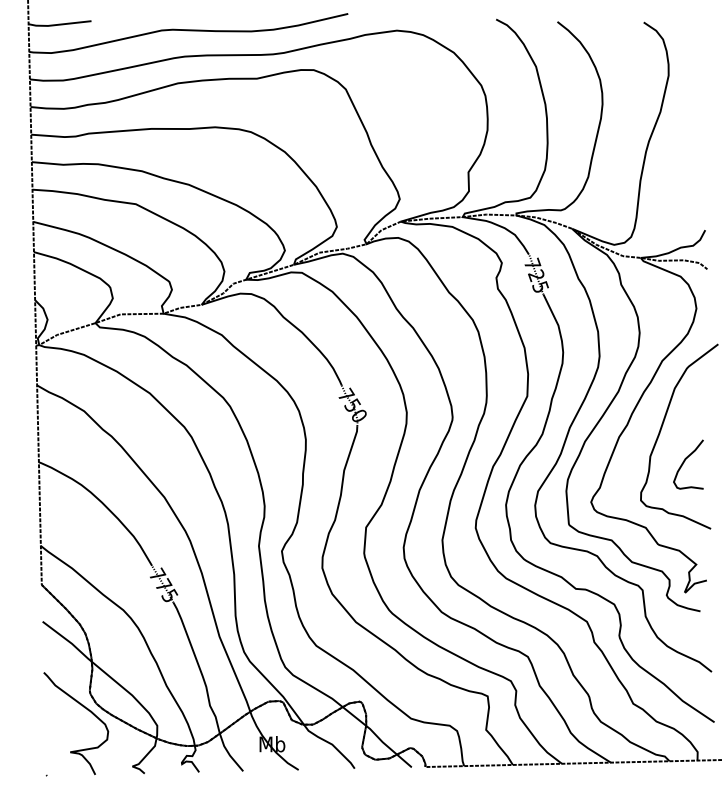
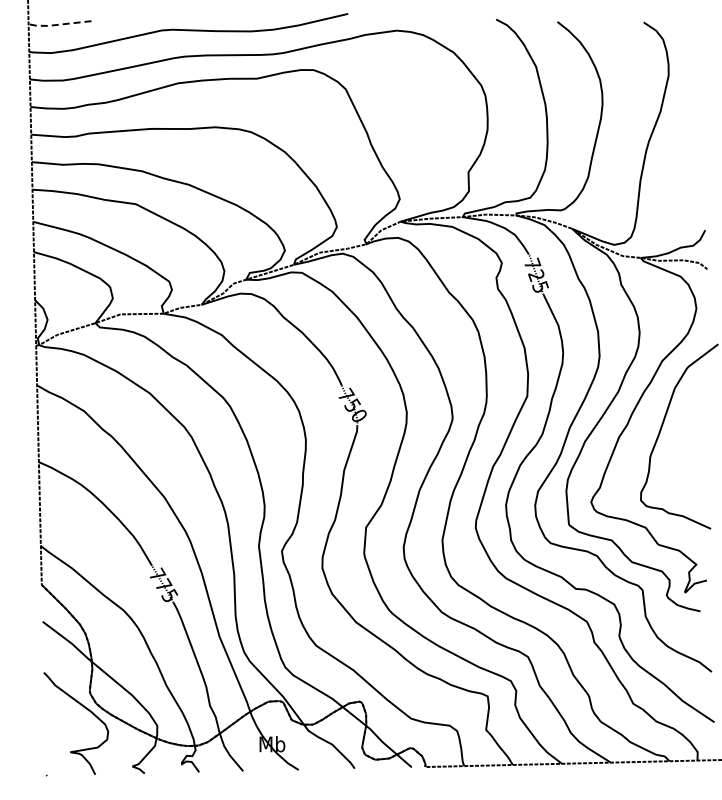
line: solid -> dashed (58, 24)
curve: present -> none (685, 461)
